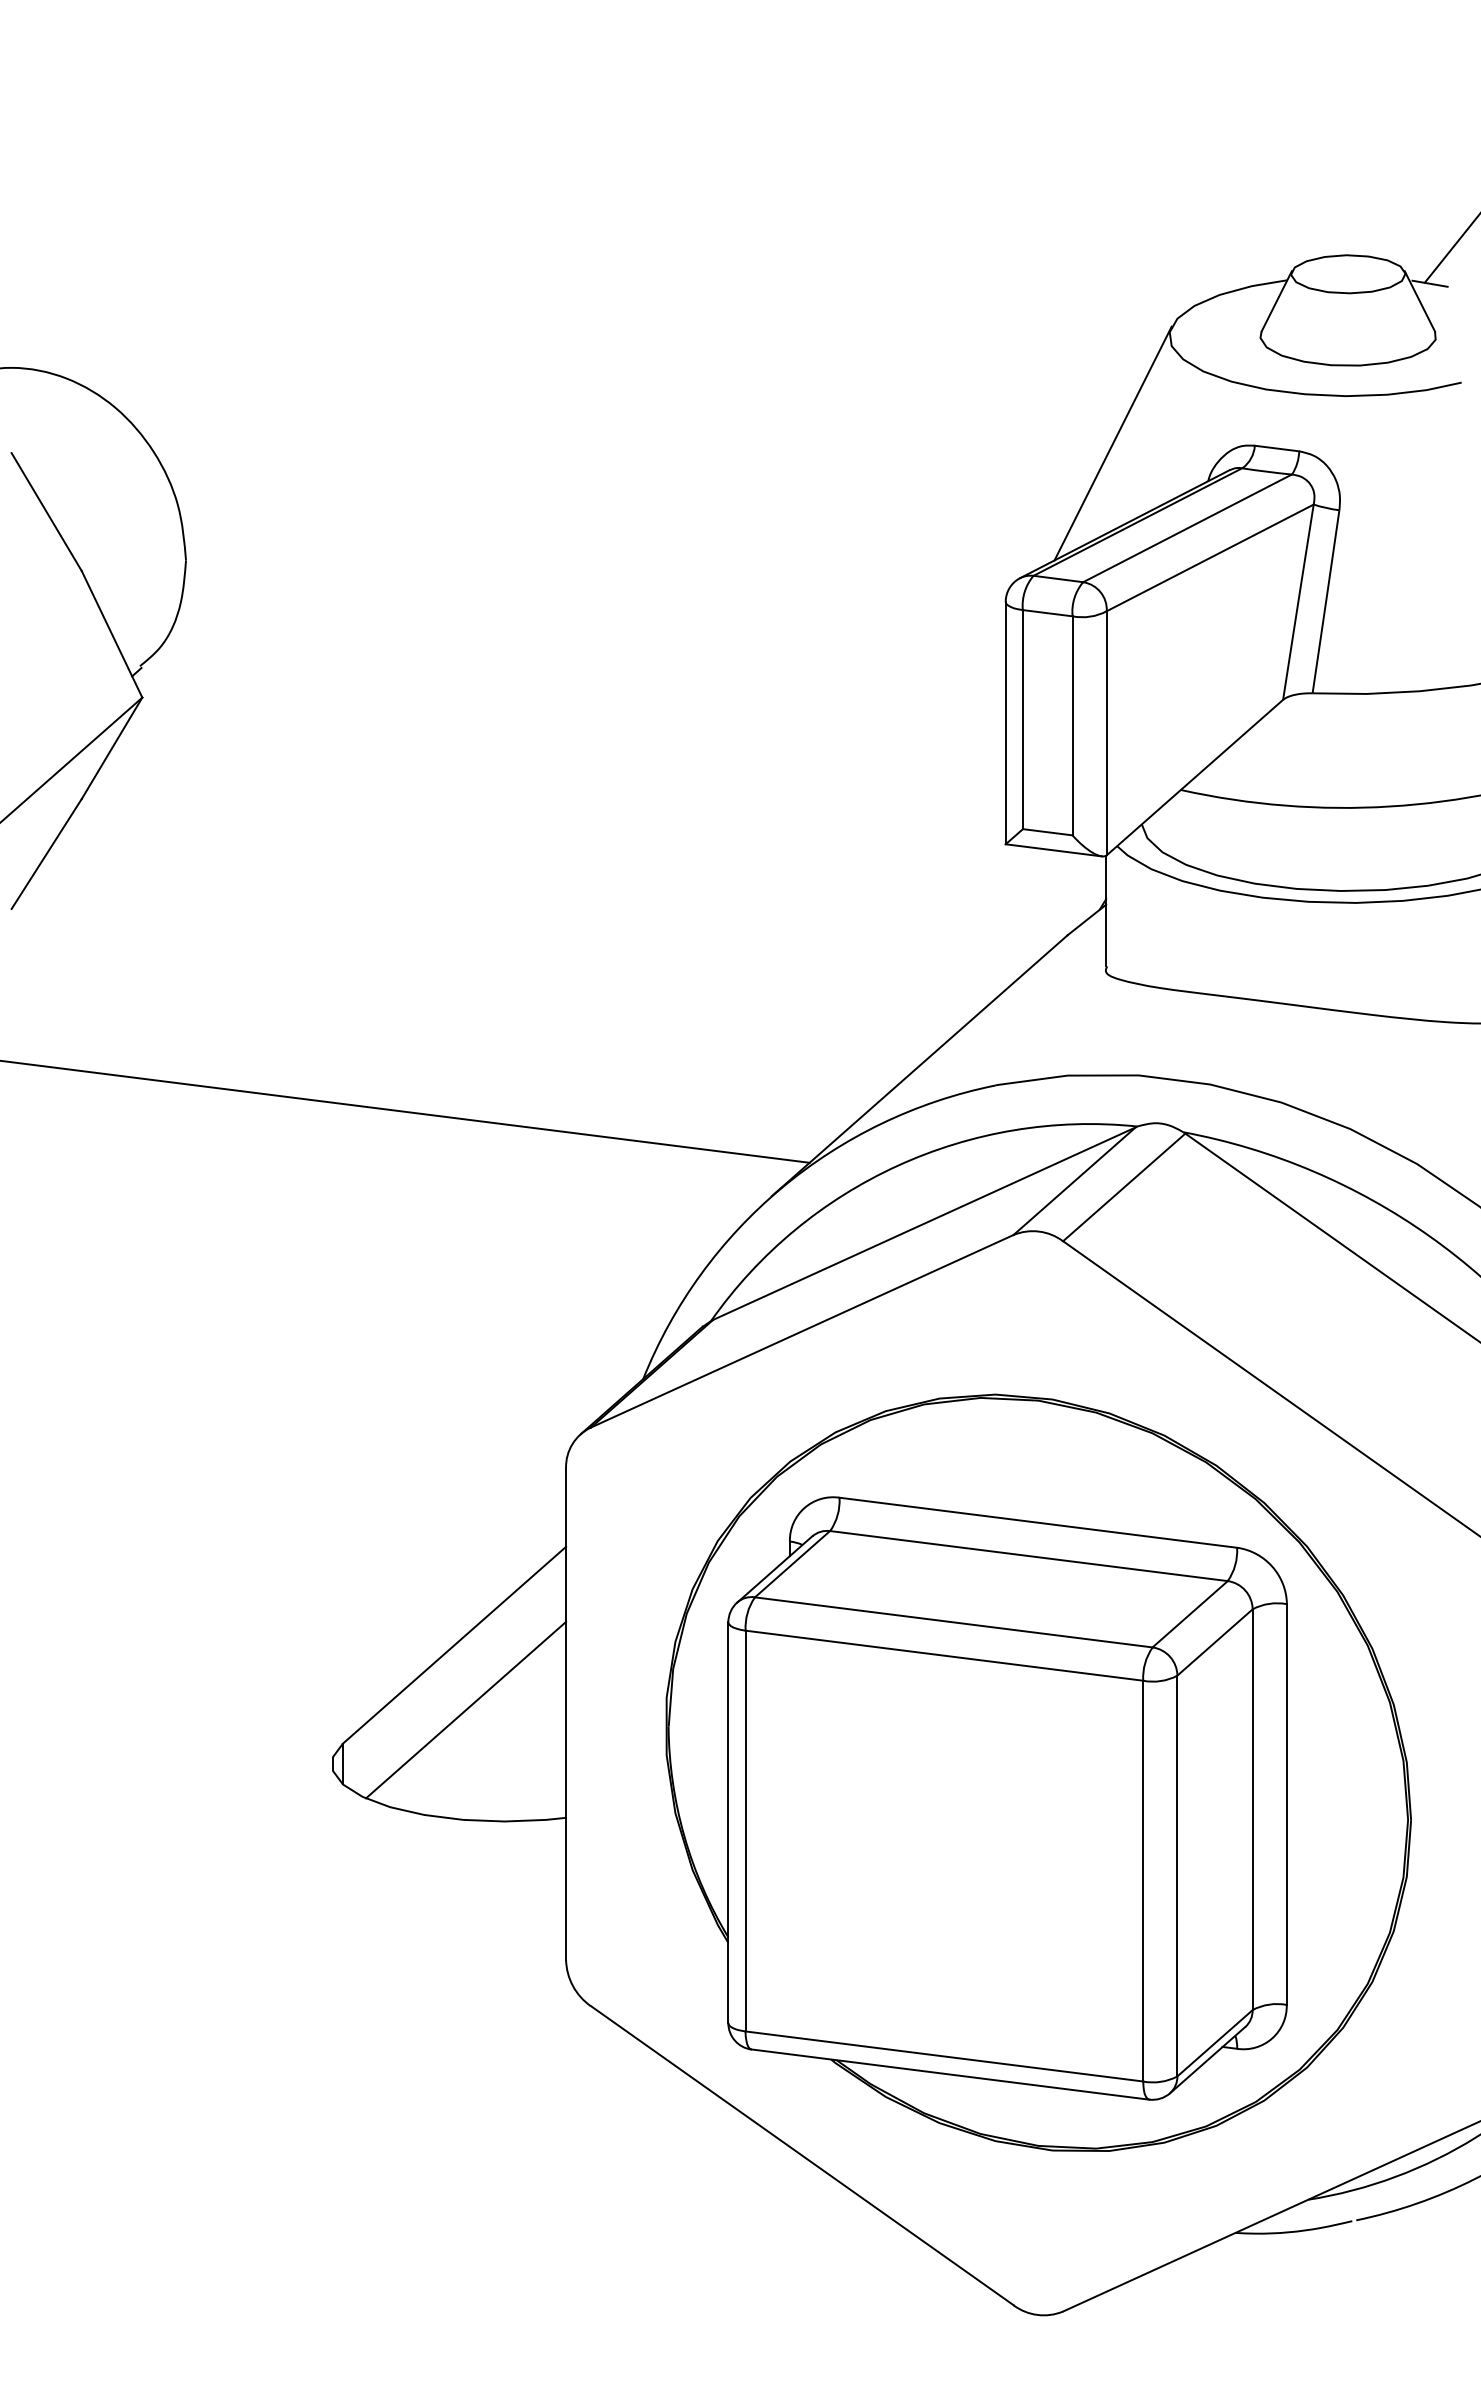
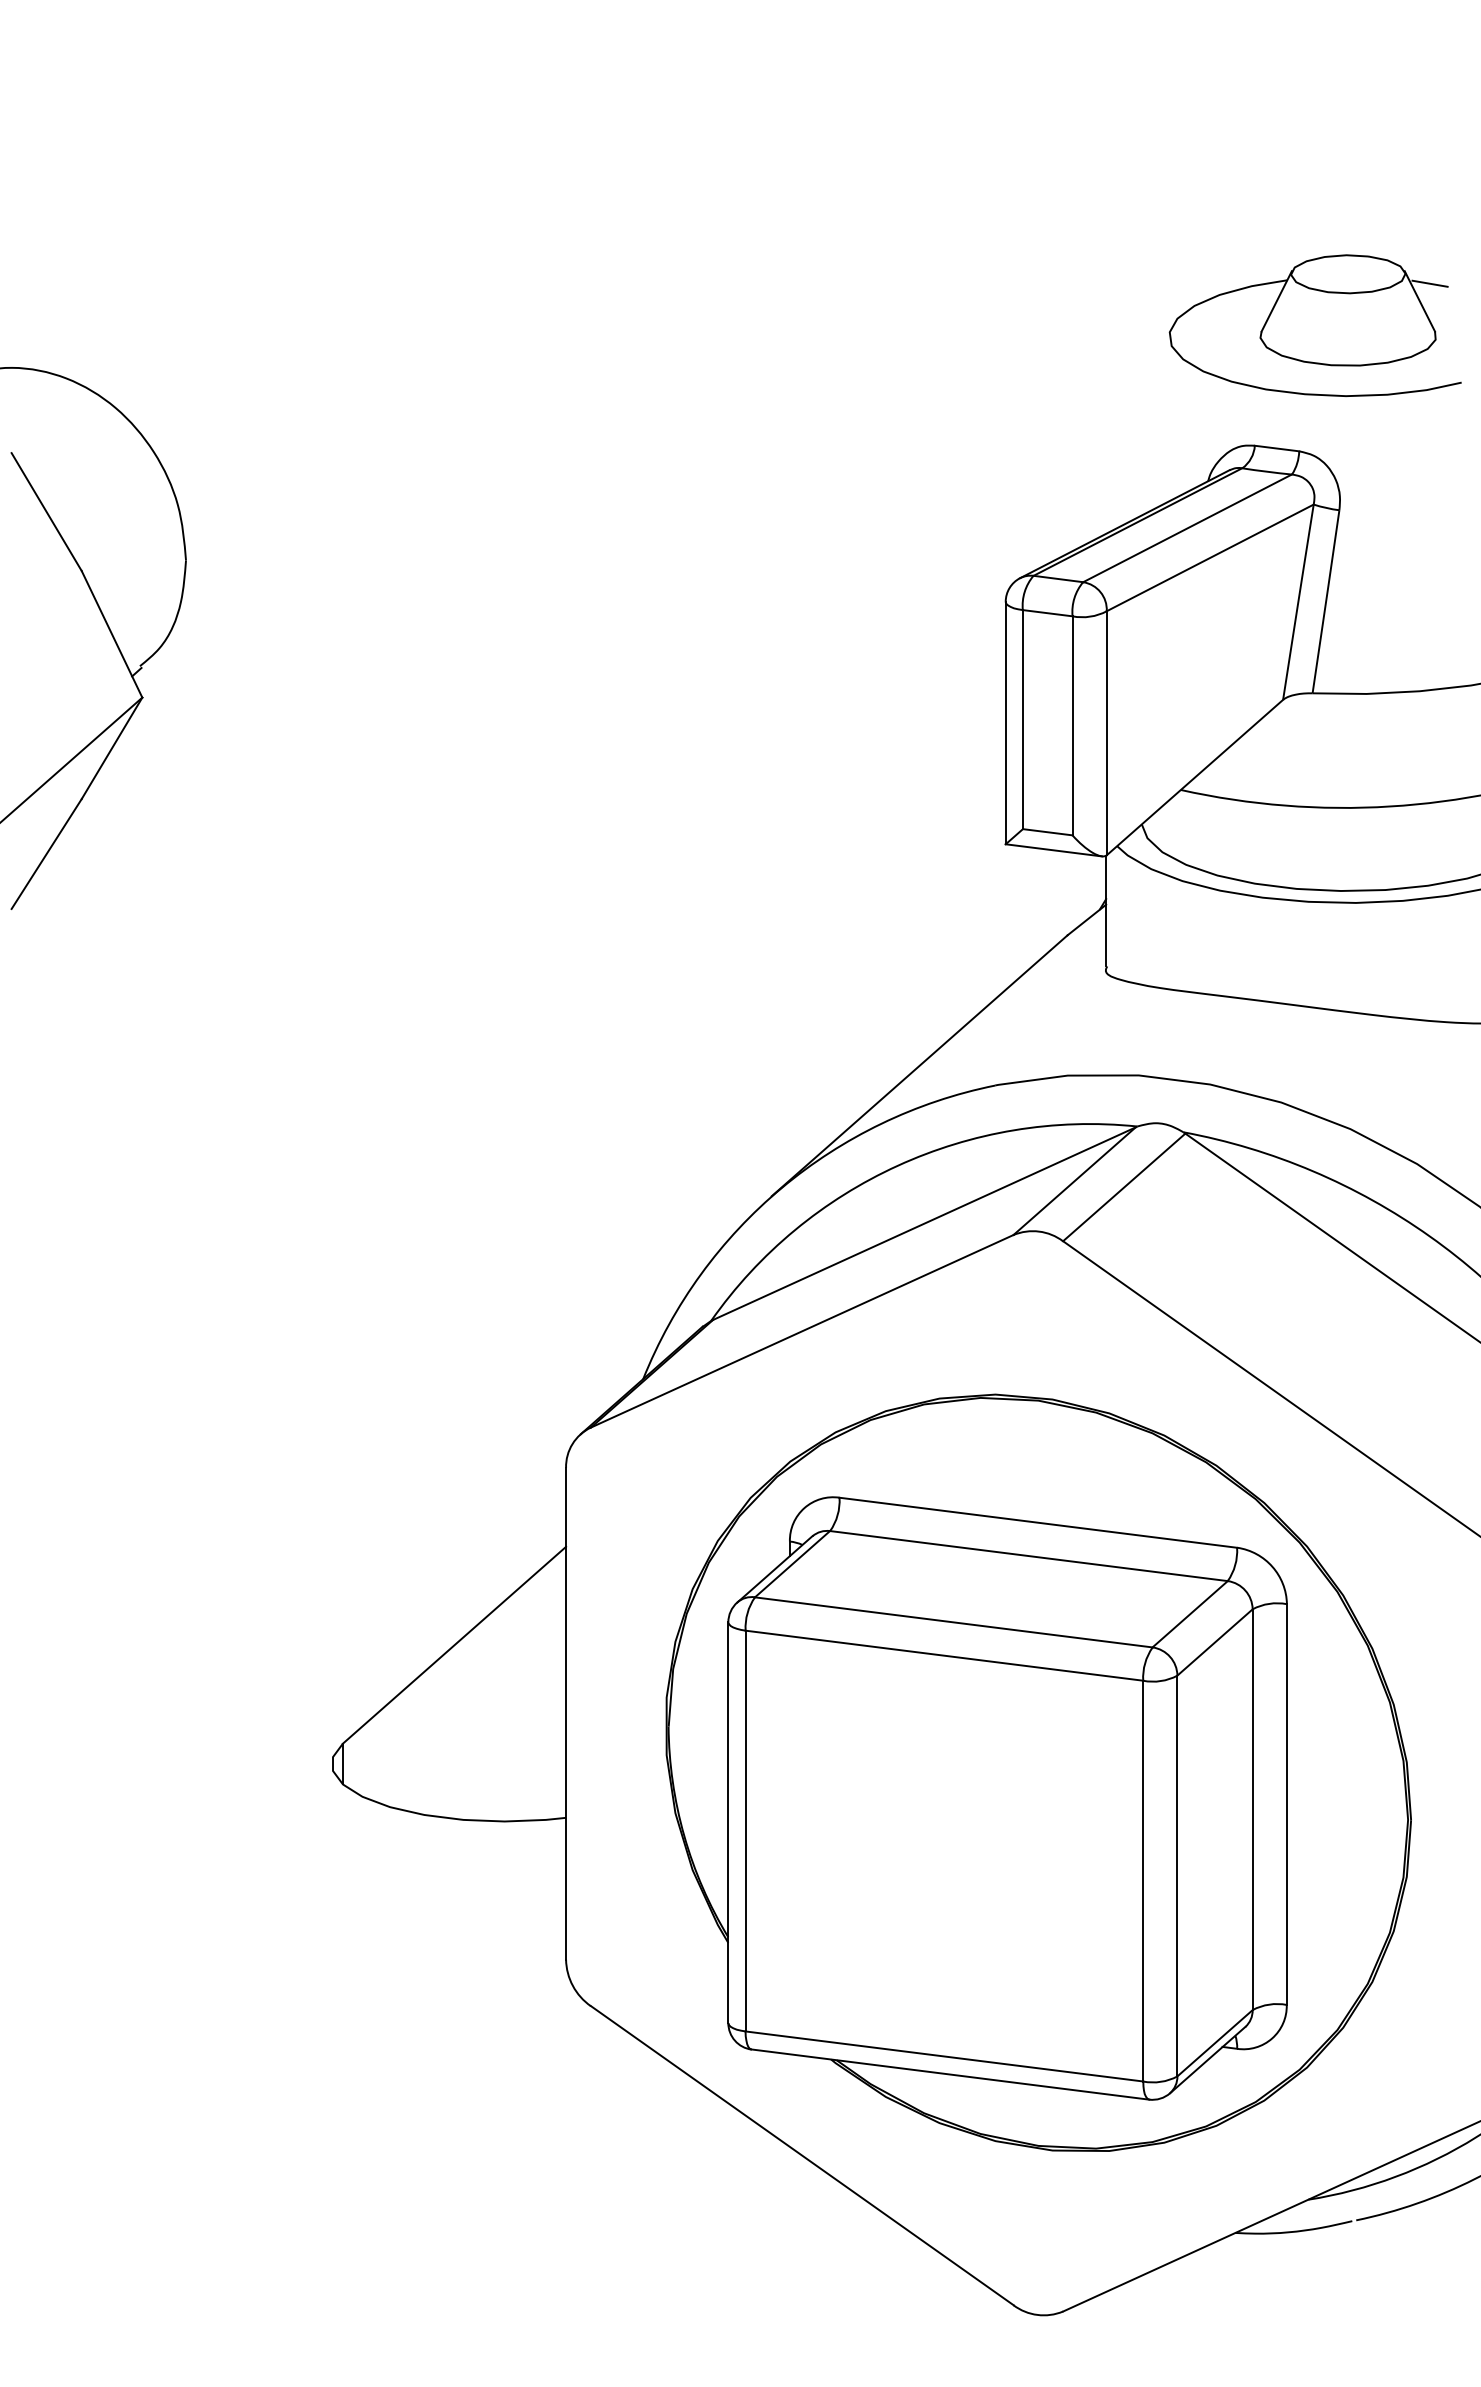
line: present -> none (1450, 249)
line: present -> none (1112, 443)
line: present -> none (405, 1111)
line: present -> none (466, 1709)
